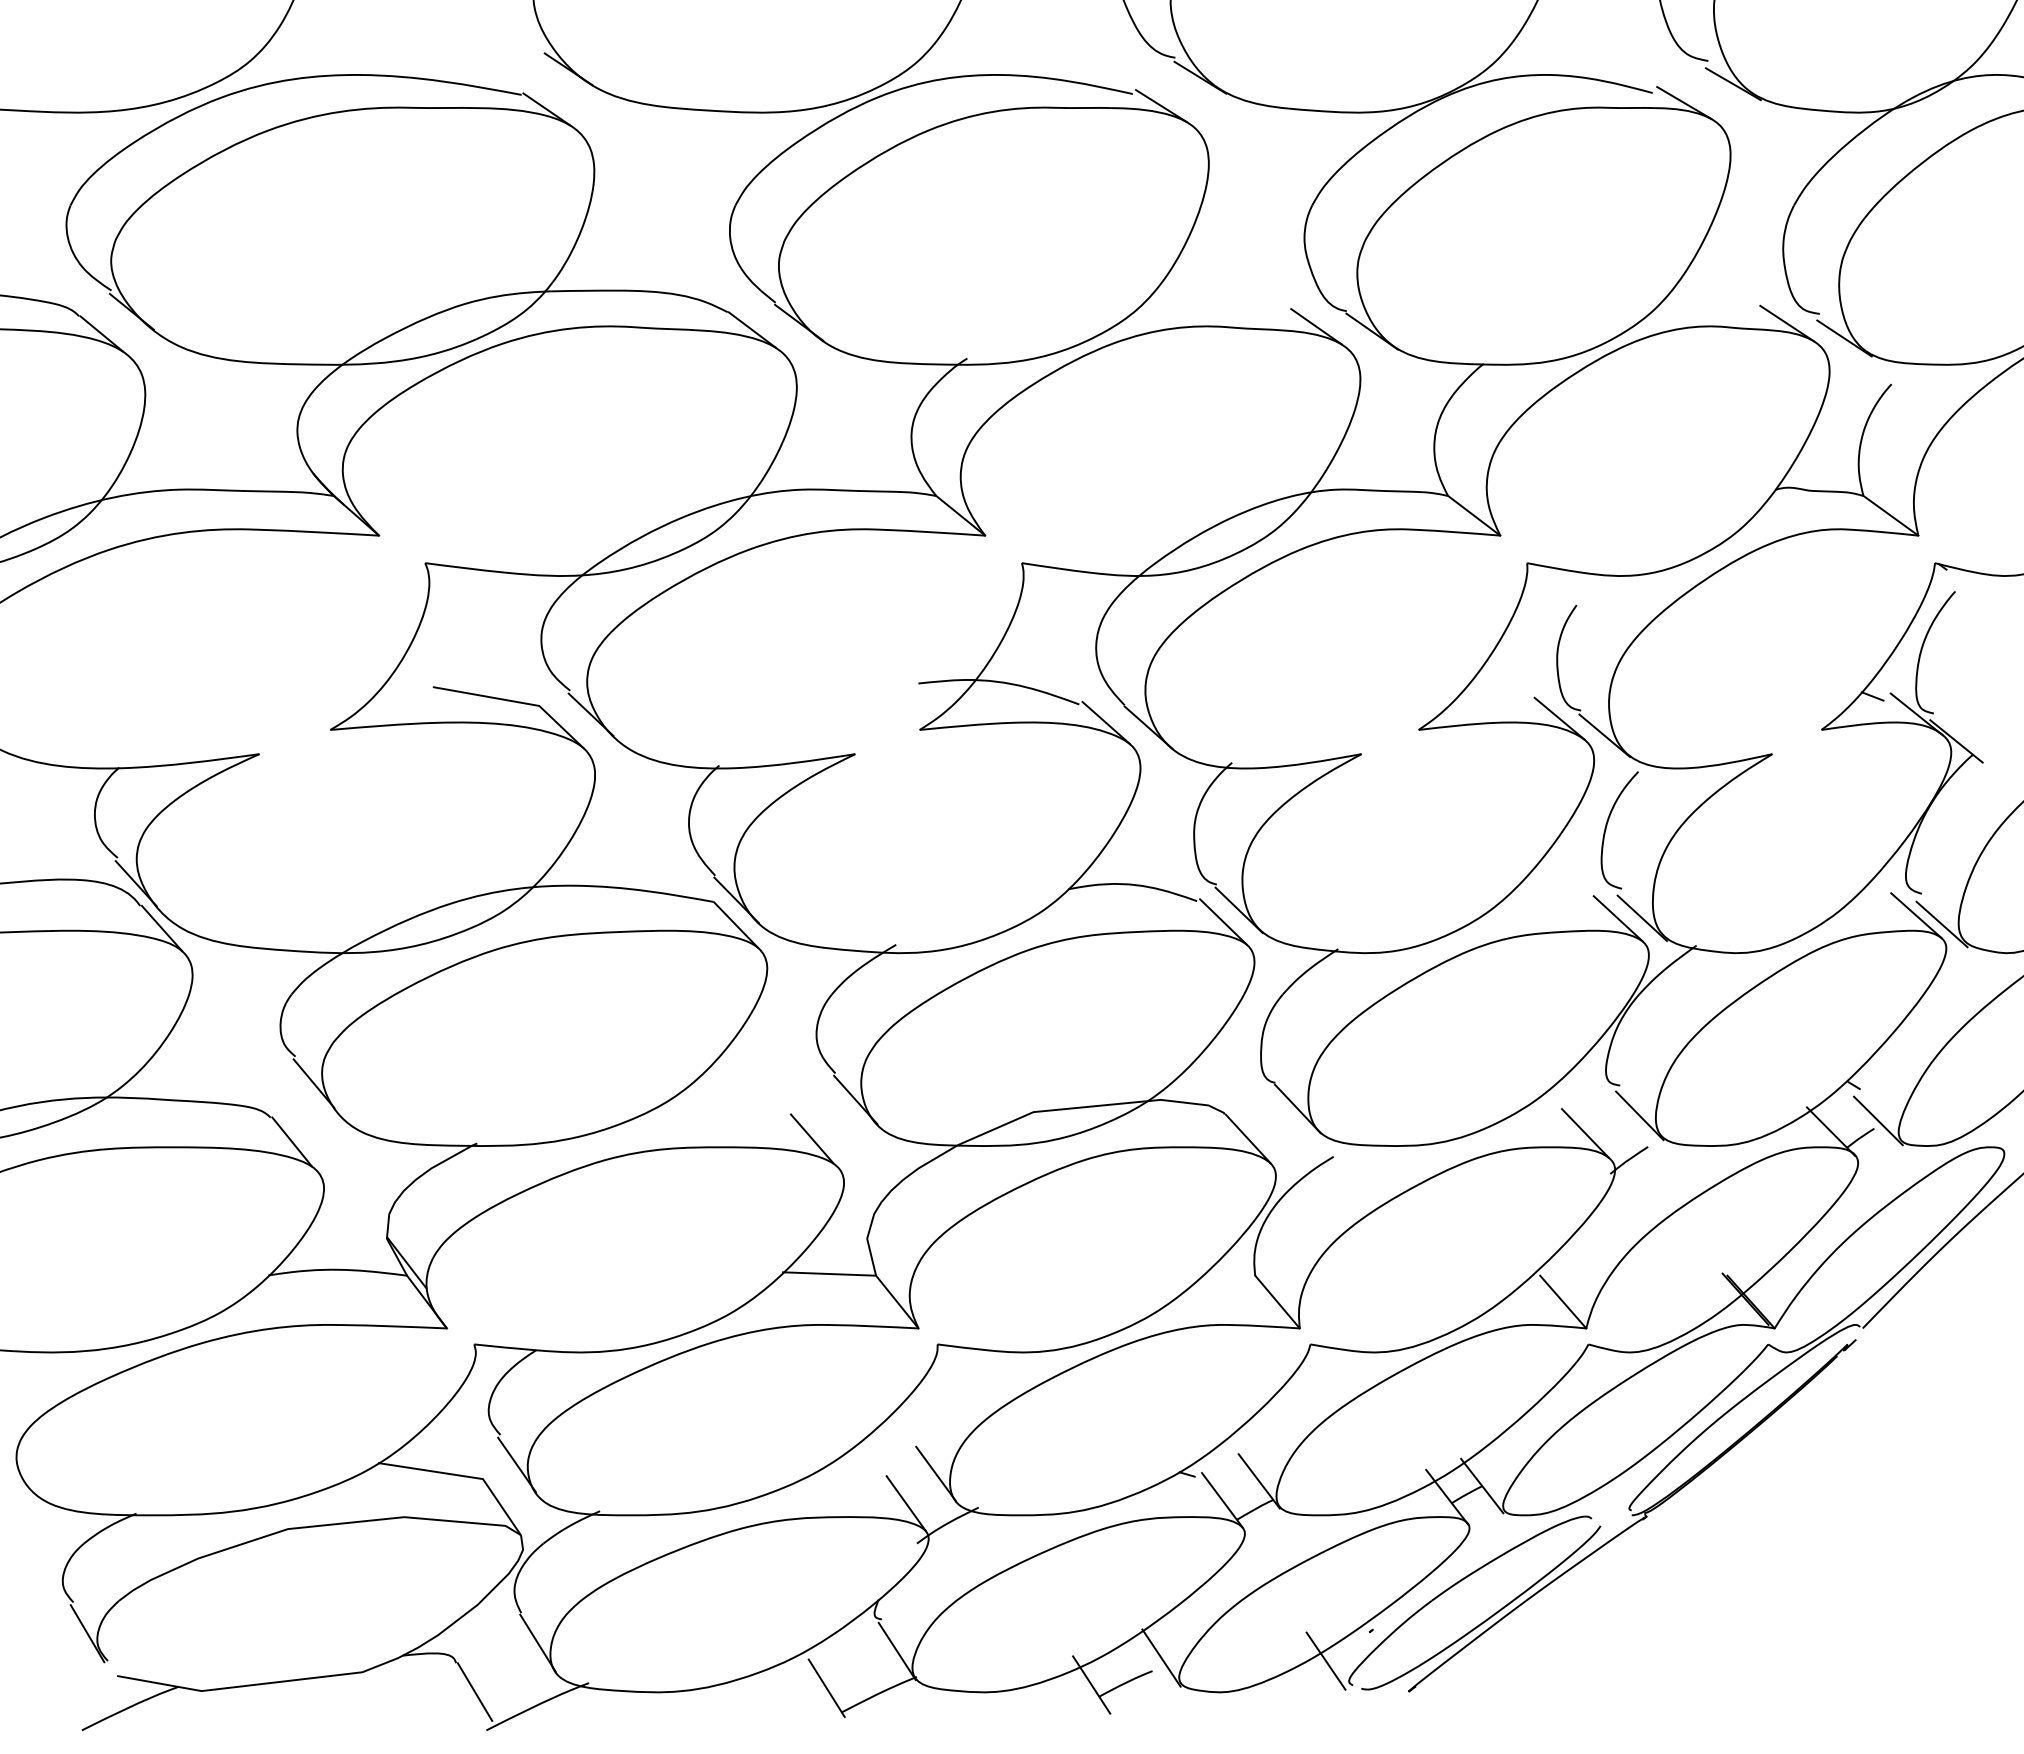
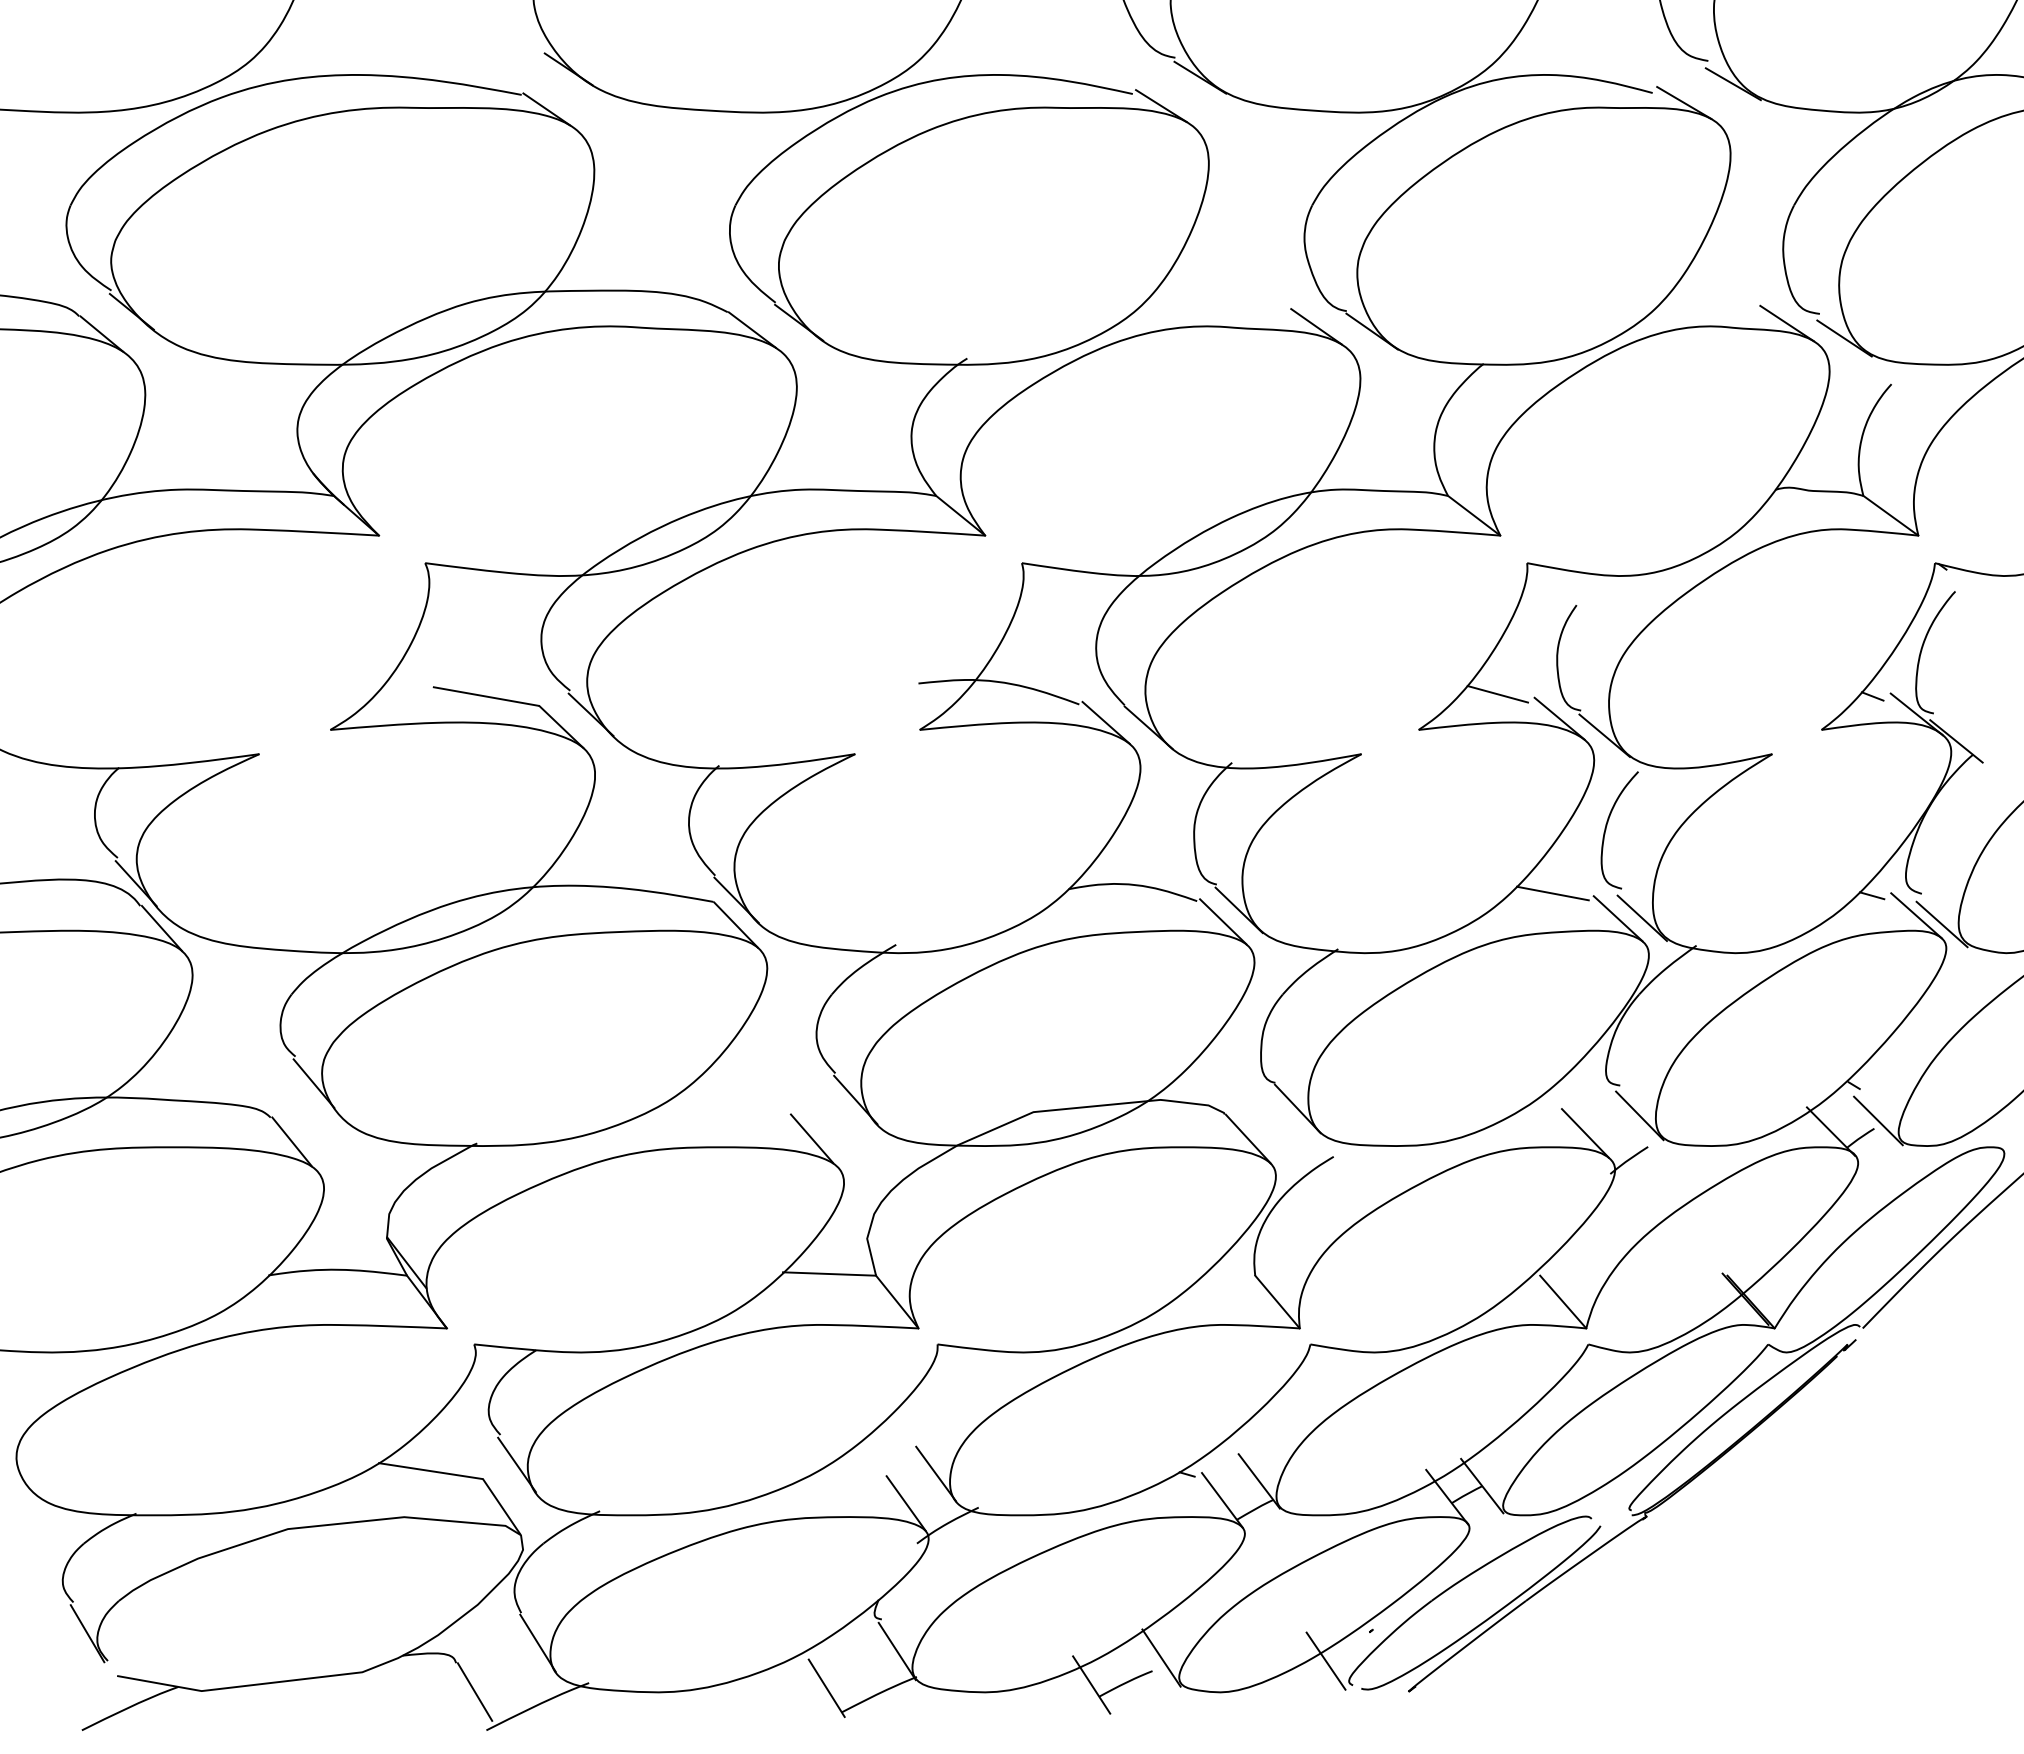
line: none -> present (1497, 694)
line: none -> present (1552, 893)
line: none -> present (1871, 895)
